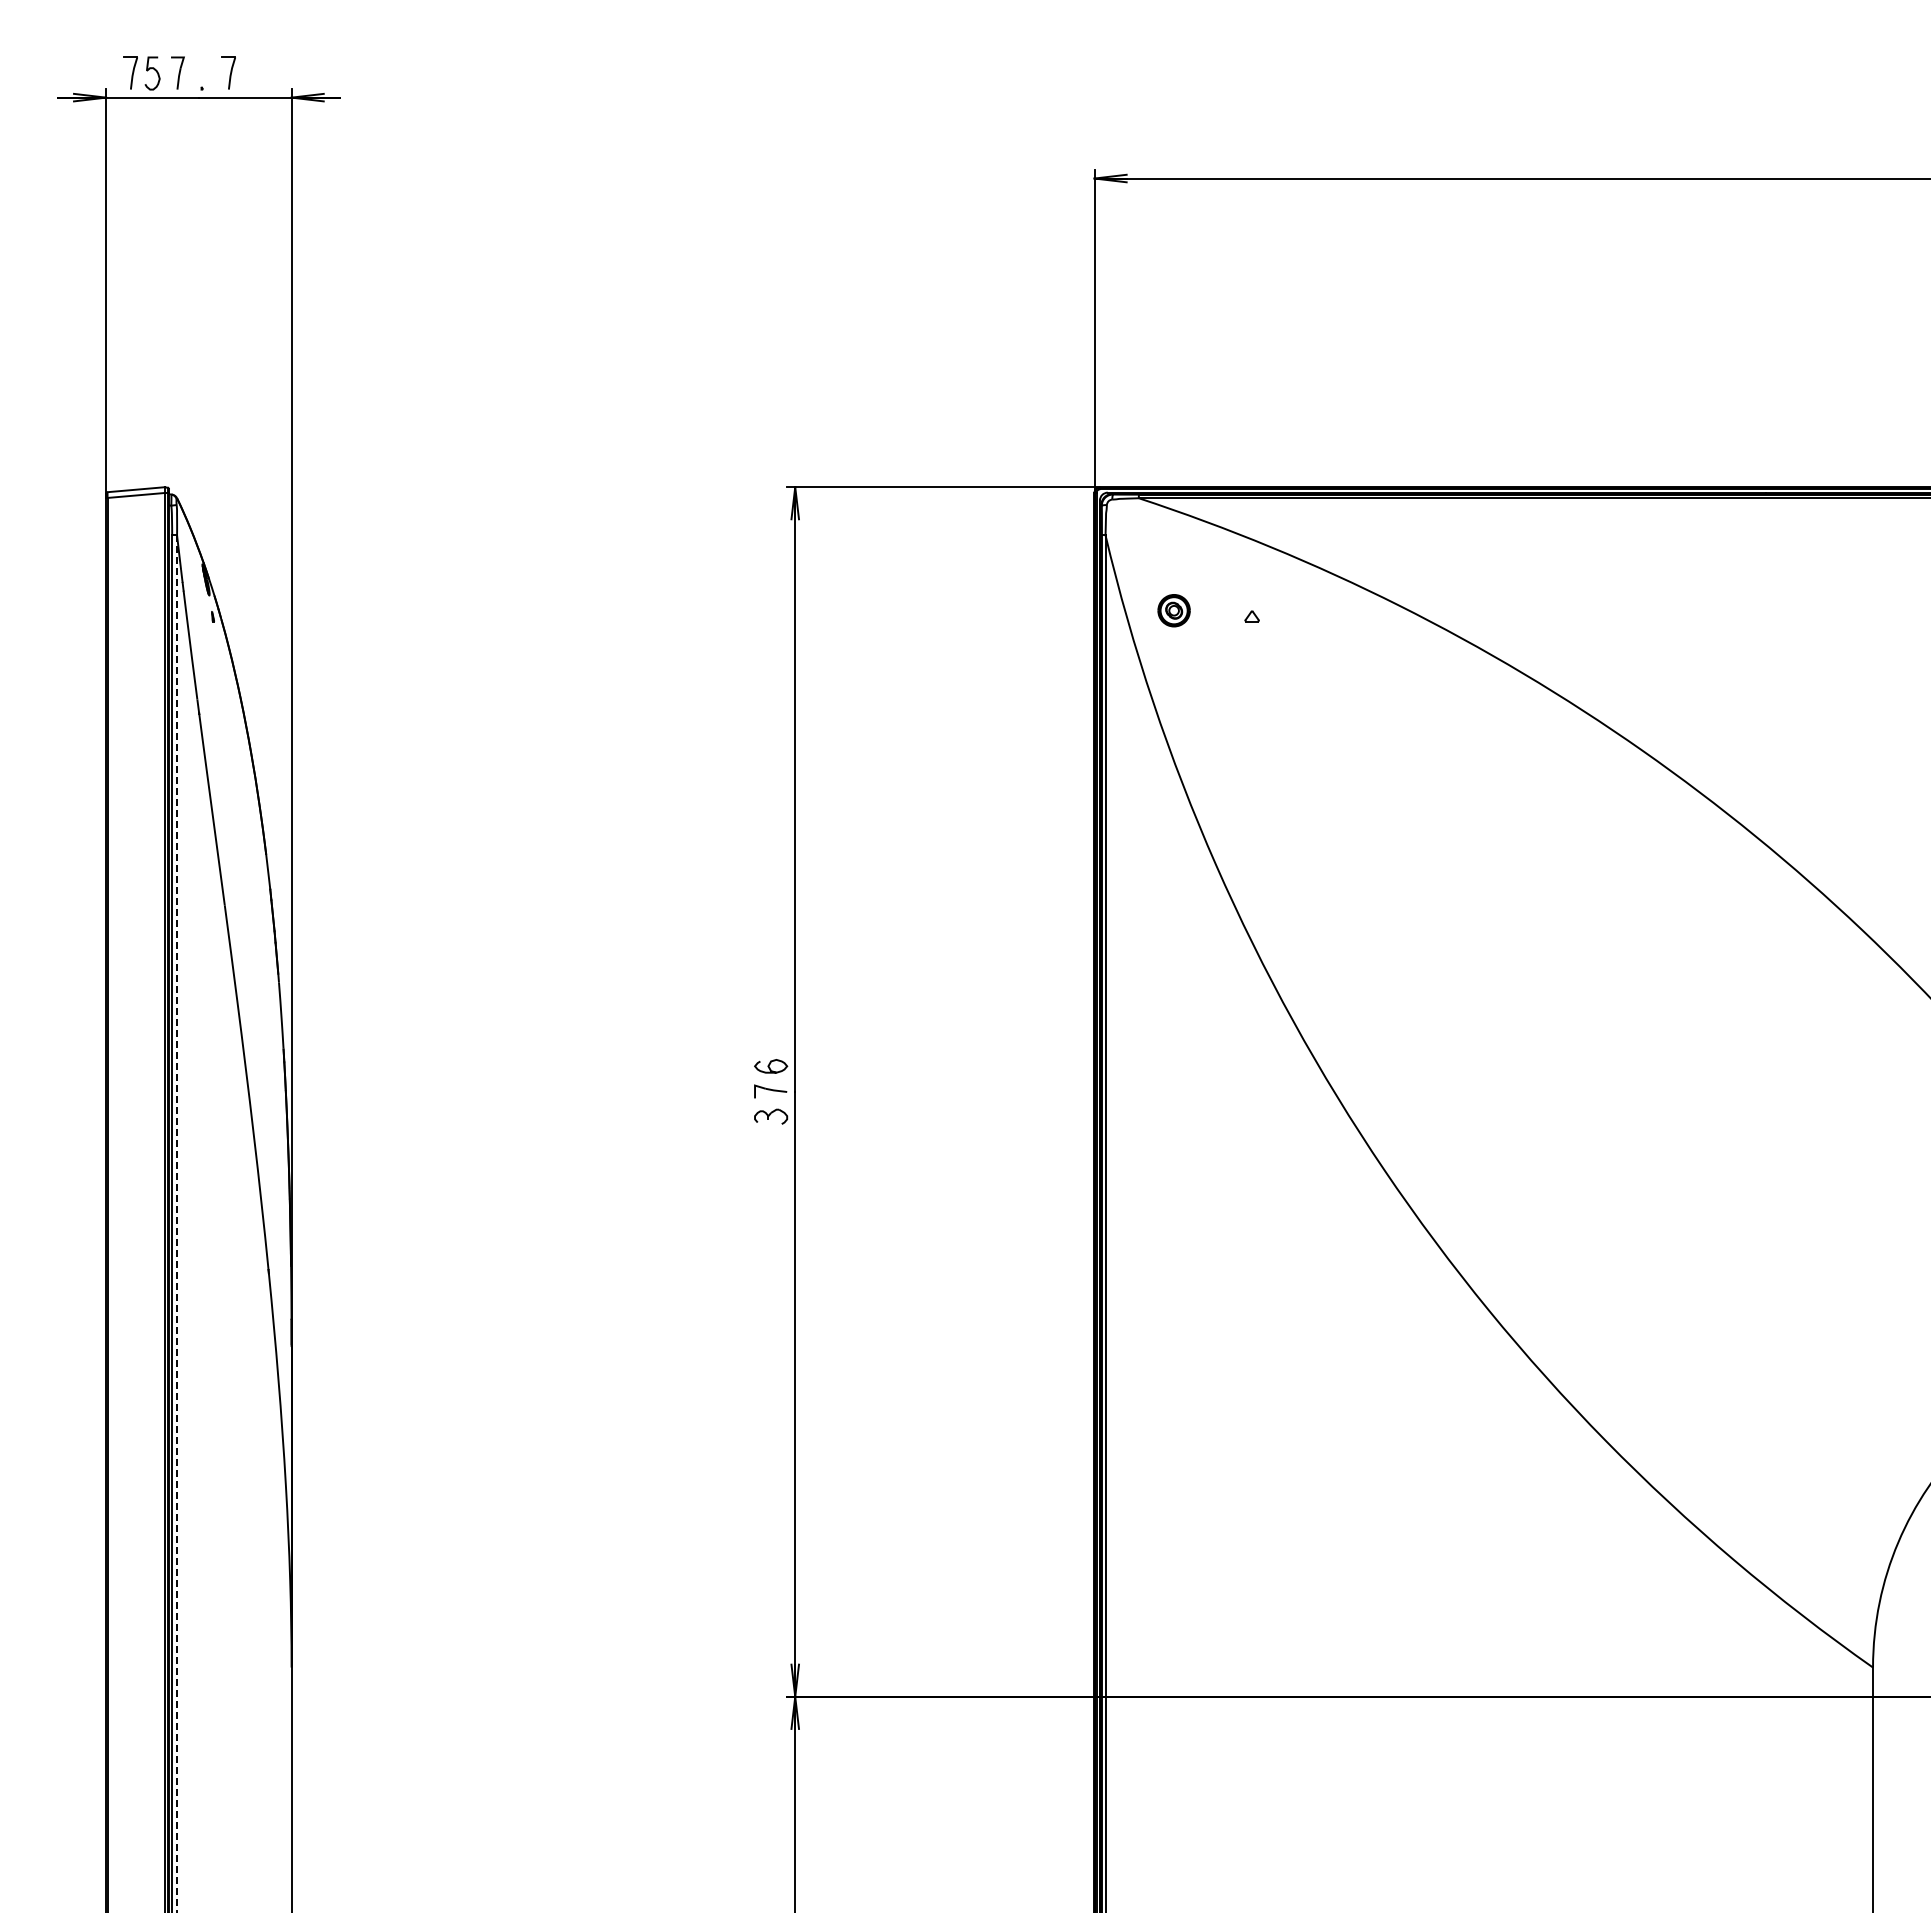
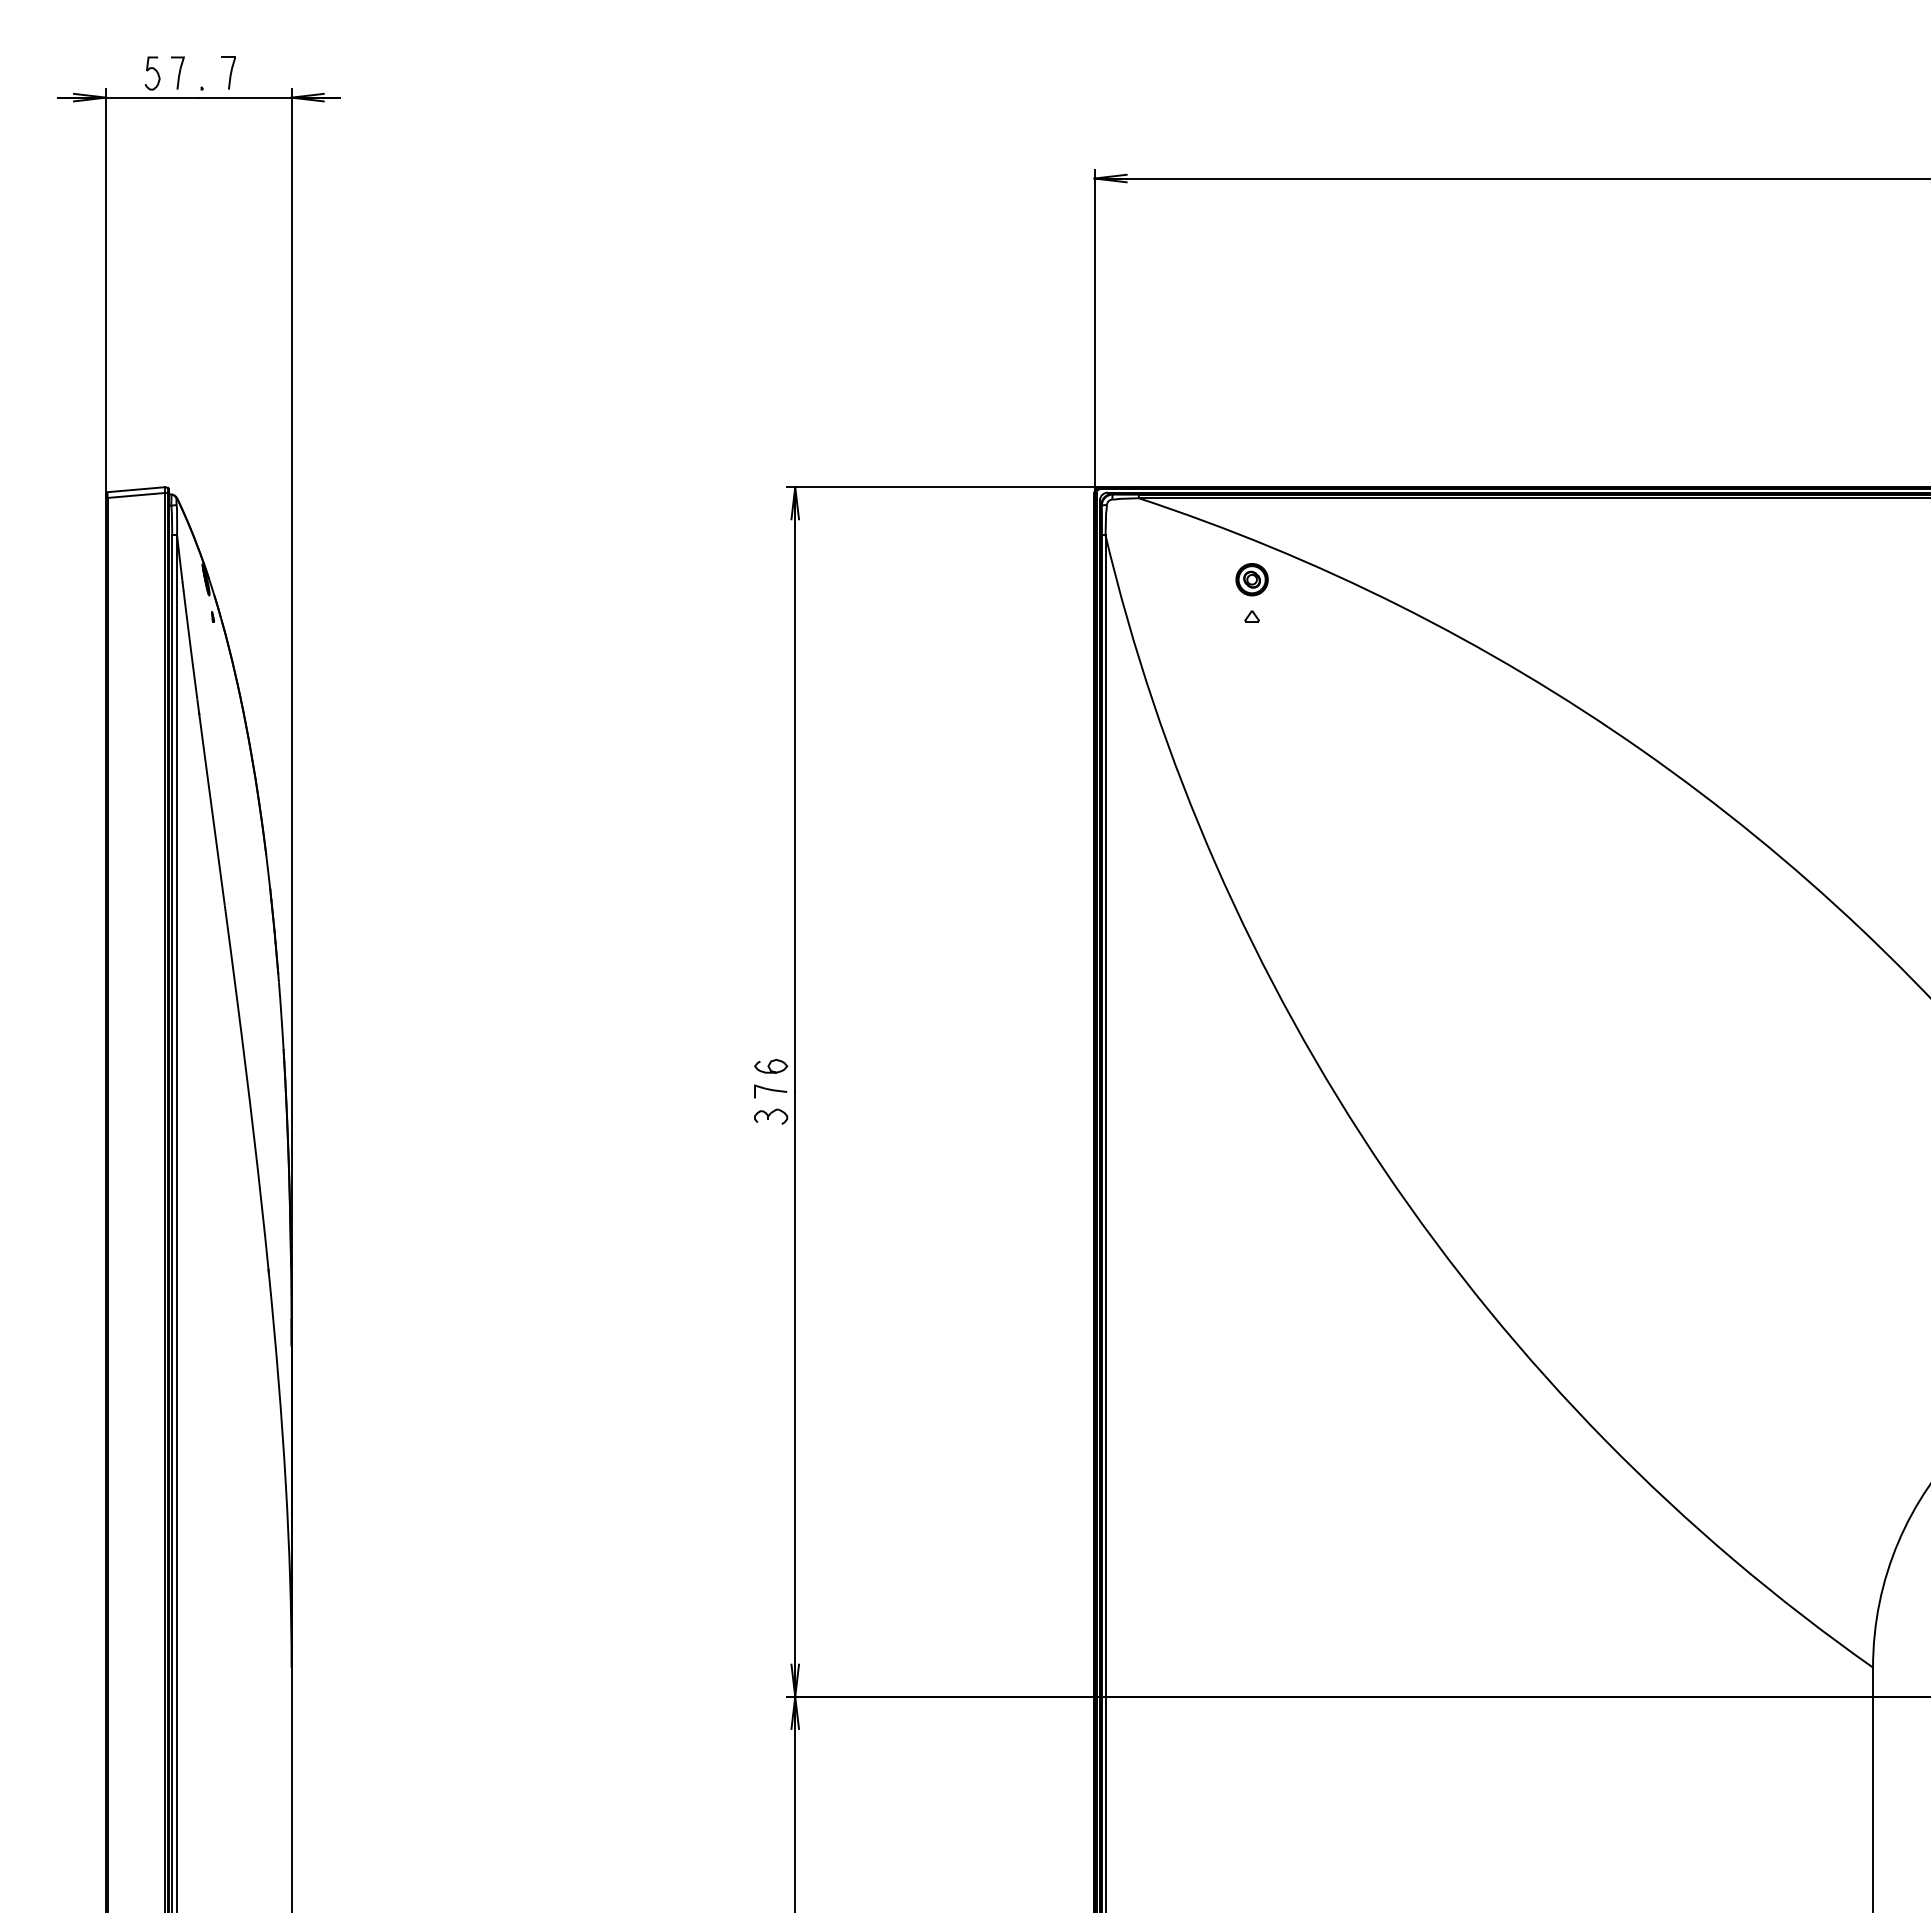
part: present -> none (130, 72)
part position: (1173, 610) -> (1251, 579) (1251, 579)
line: dashed -> solid (177, 1224)
